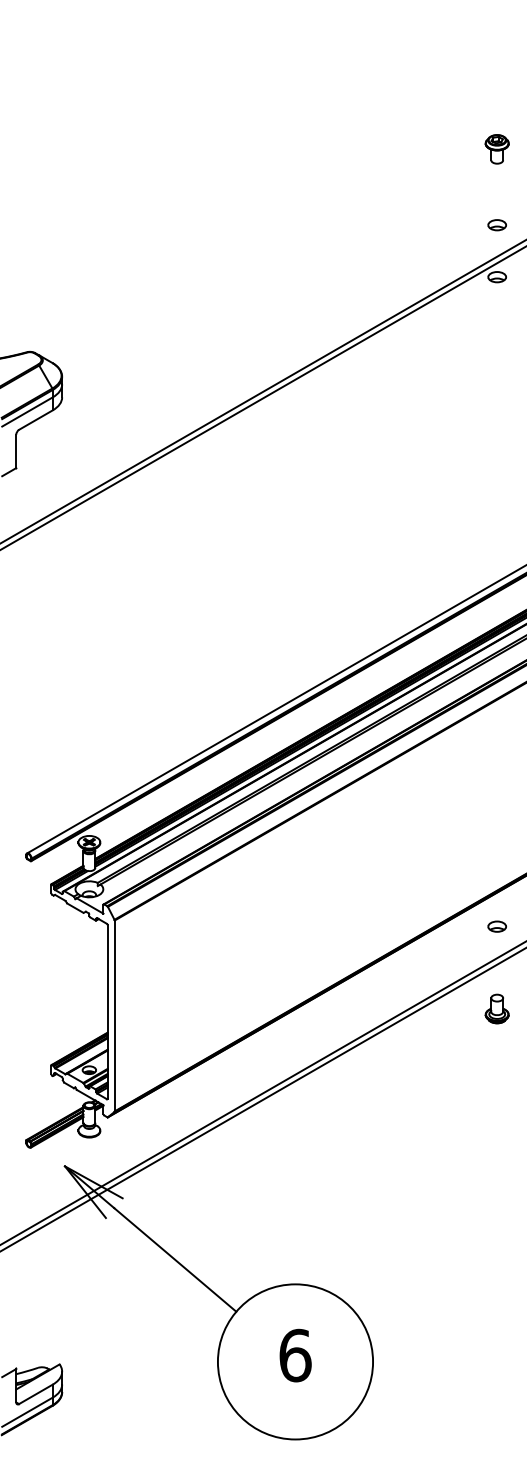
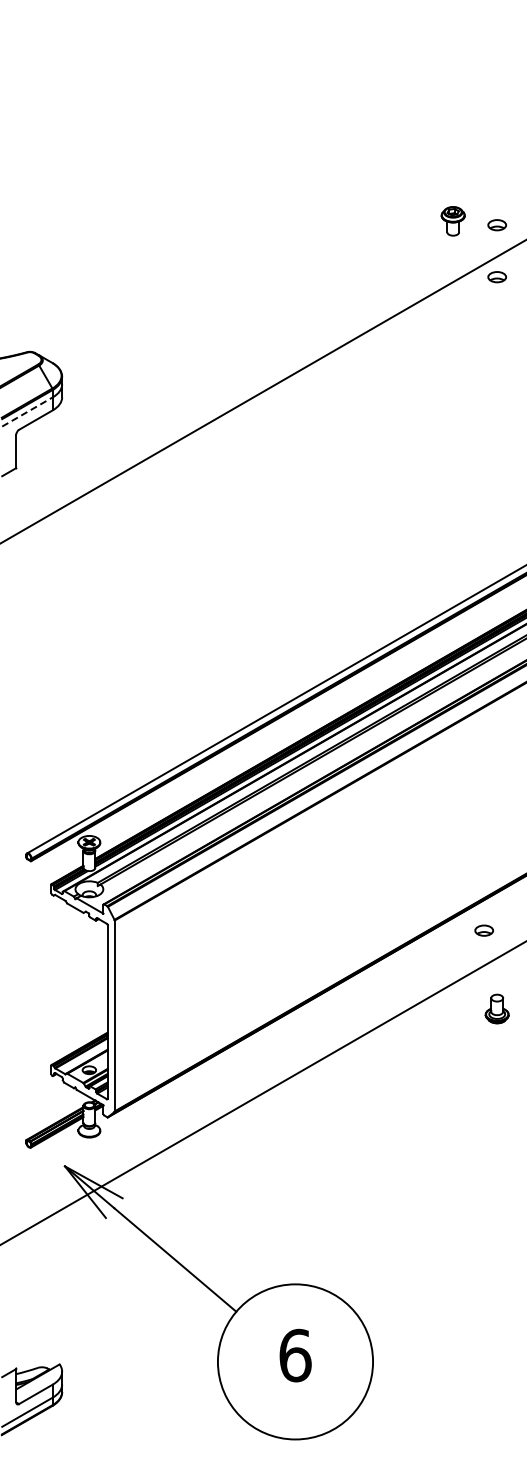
part position: (496, 149) -> (452, 221) (452, 221)
line: present -> none (262, 398)
line: solid -> dashed (27, 411)
part position: (496, 926) -> (483, 930) (483, 930)
line: present -> none (262, 1099)
